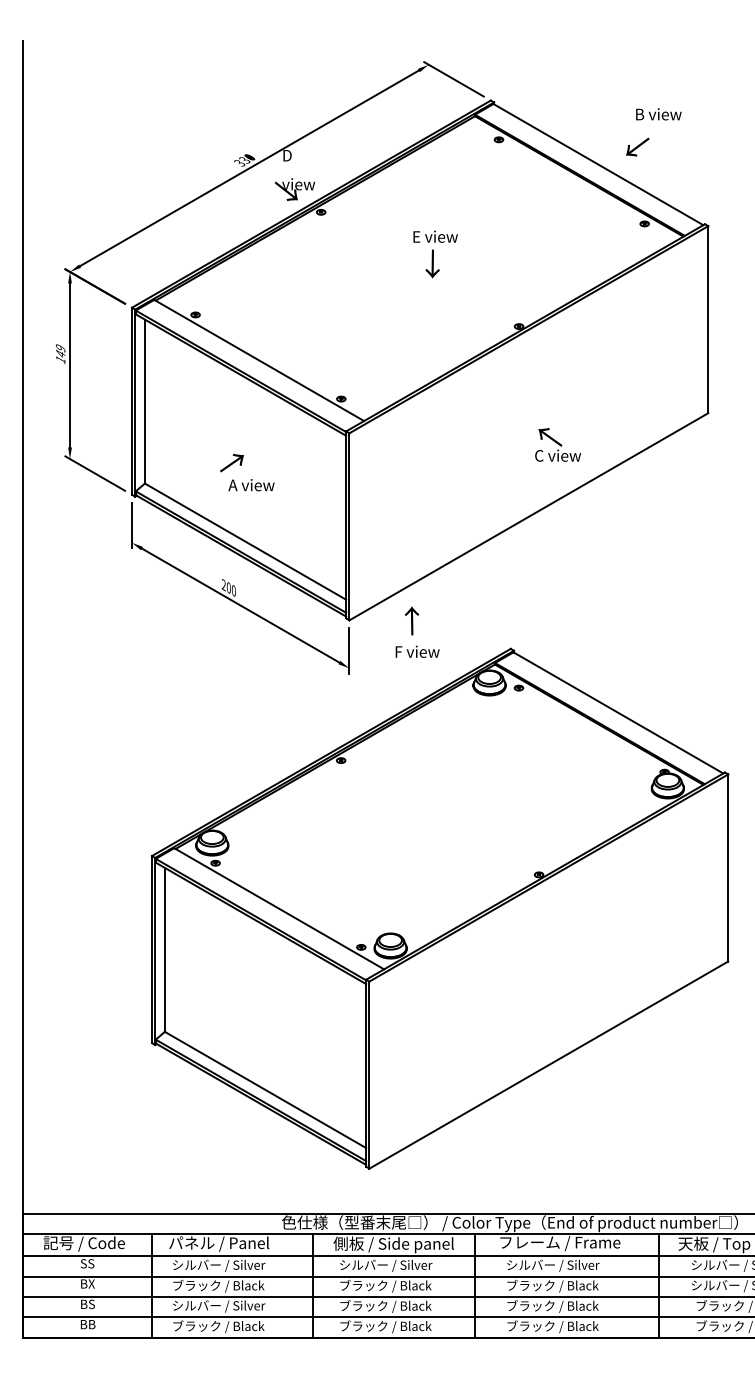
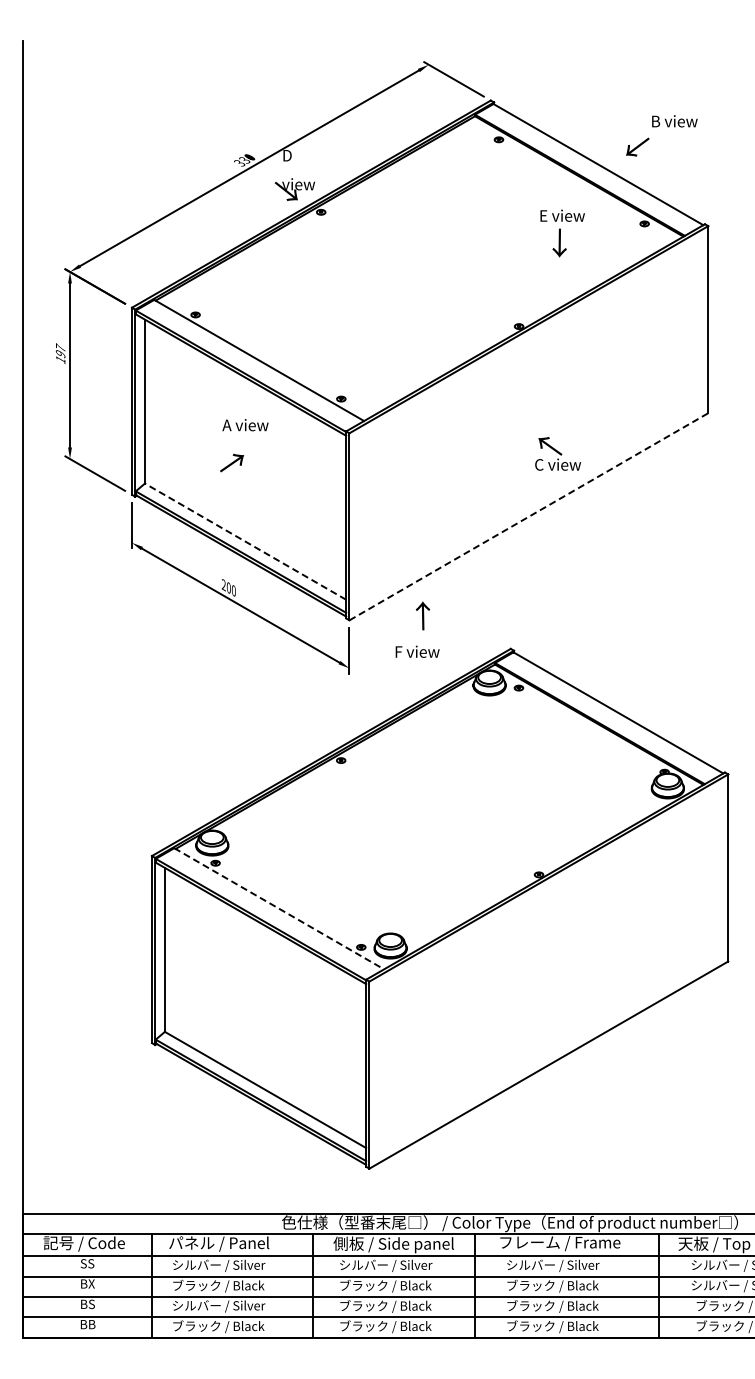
text position: (658, 114) -> (674, 121) (674, 121)
text position: (435, 254) -> (562, 233) (562, 233)
text: 149 -> 197 (60, 350)
text position: (557, 444) -> (557, 453) (557, 453)
text position: (251, 485) -> (245, 425) (245, 425)
line: solid -> dashed (529, 516)
line: solid -> dashed (245, 541)
text position: (411, 620) -> (422, 615) (422, 615)
line: solid -> dashed (279, 909)
